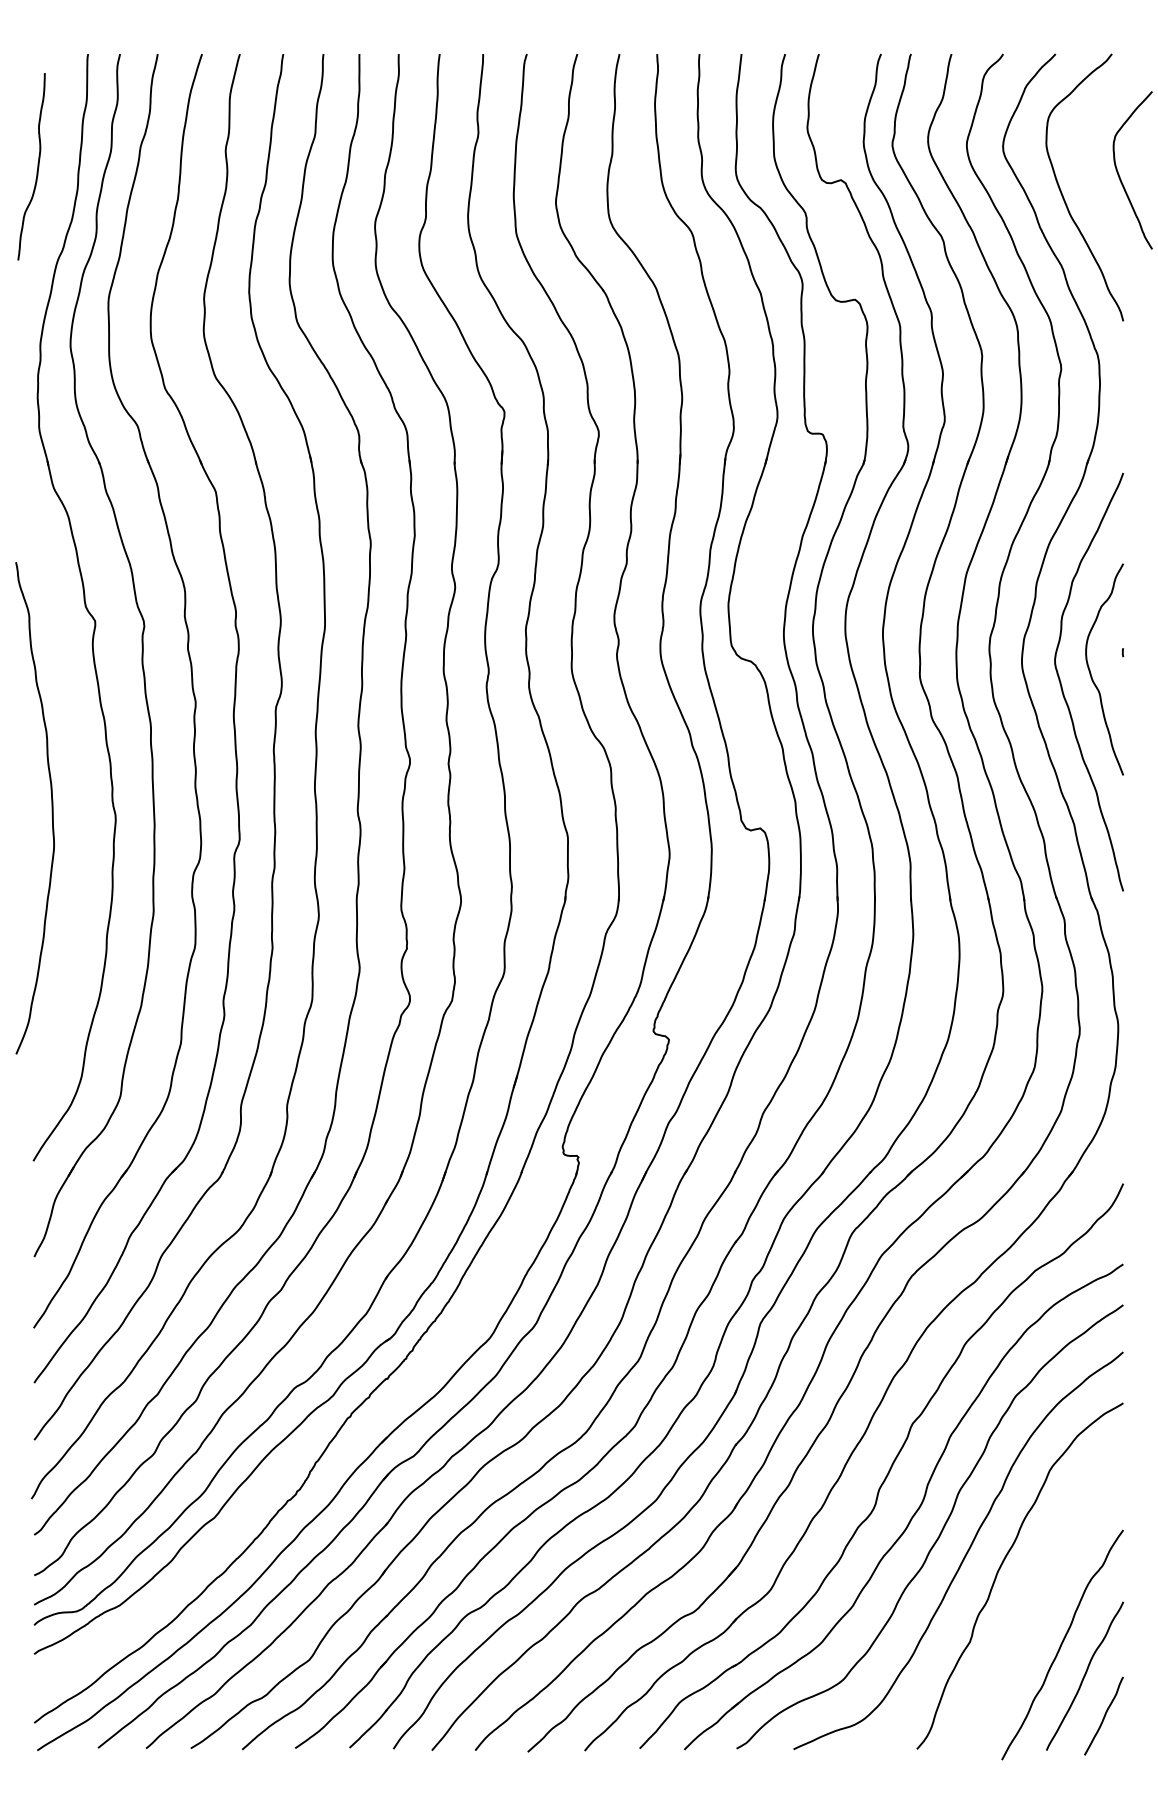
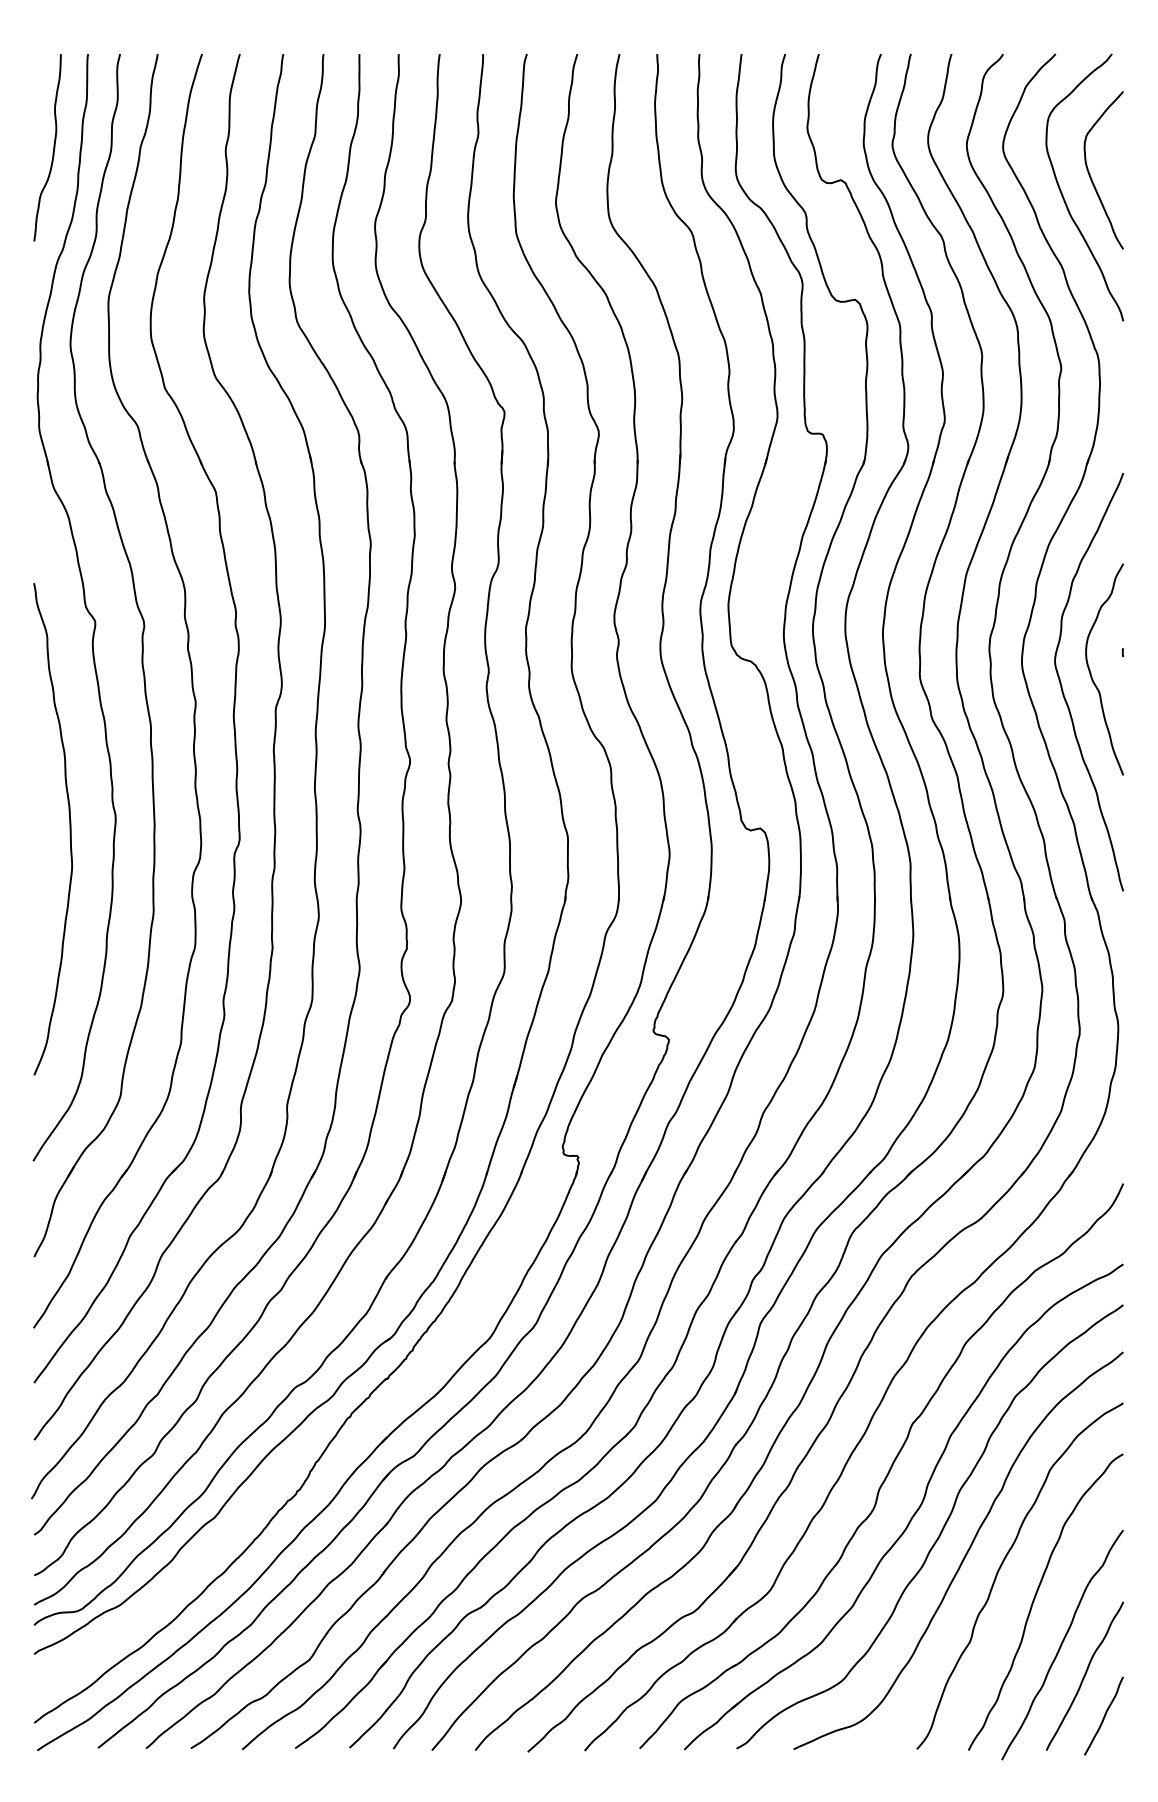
curve position: (37, 166) -> (53, 147) (53, 147)
curve position: (1120, 176) -> (1091, 176) (1091, 176)
curve position: (51, 808) -> (69, 829) (69, 829)
curve: none -> present (1036, 1596)
